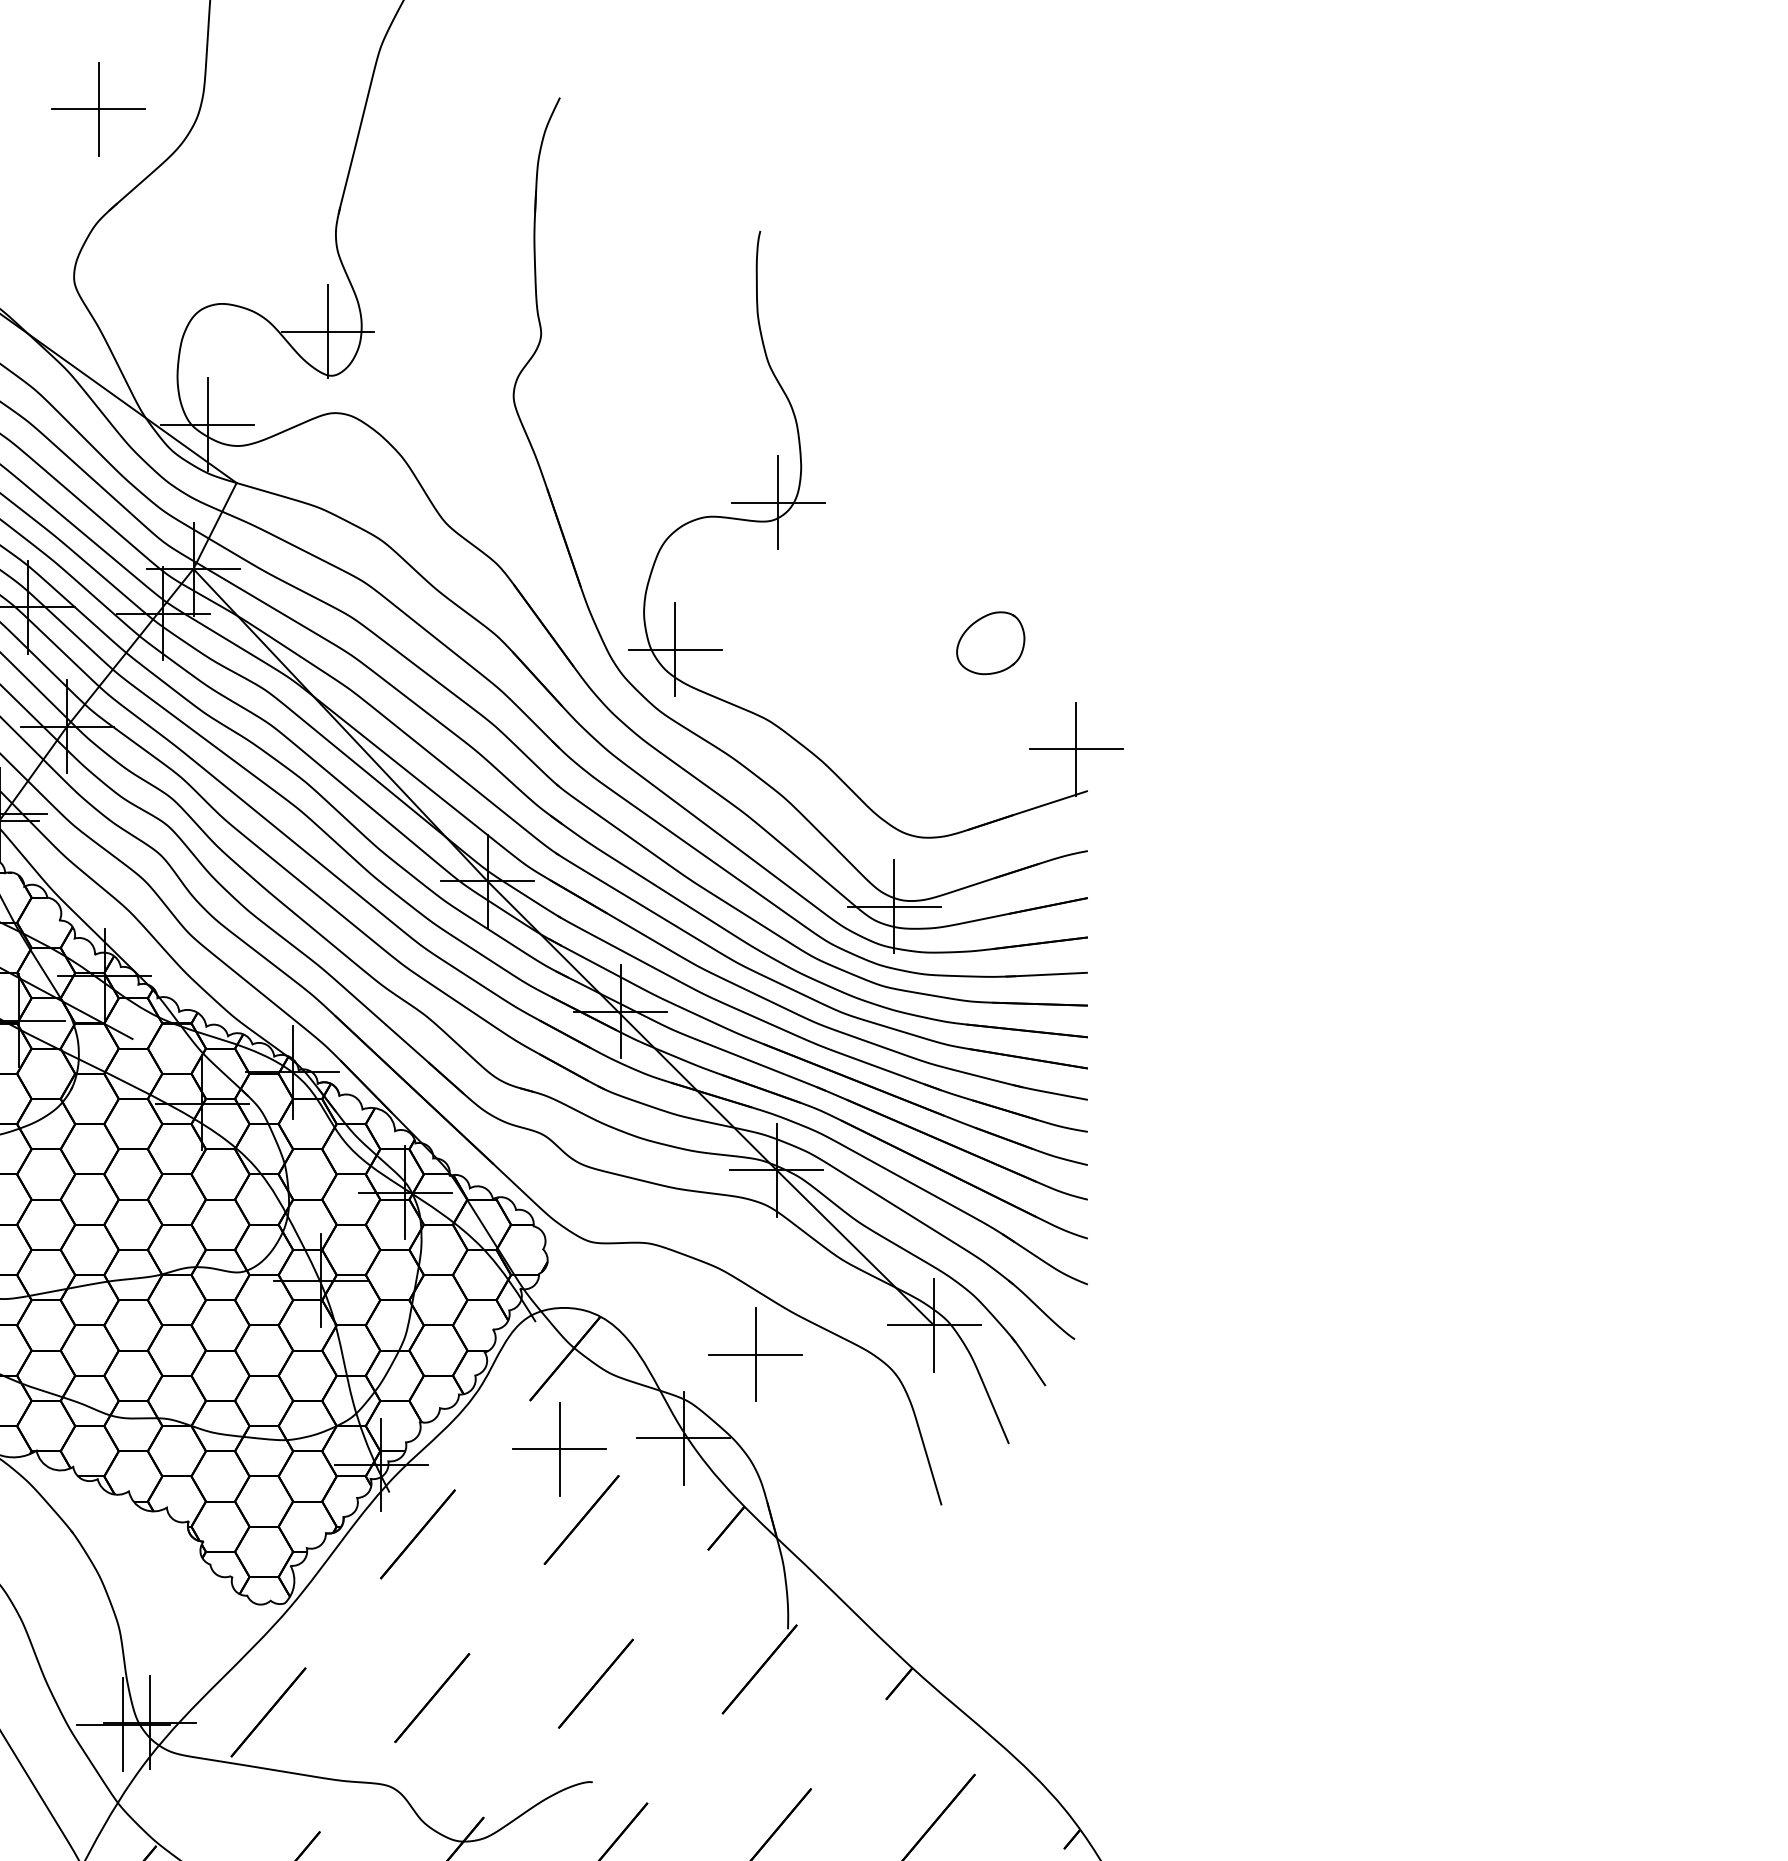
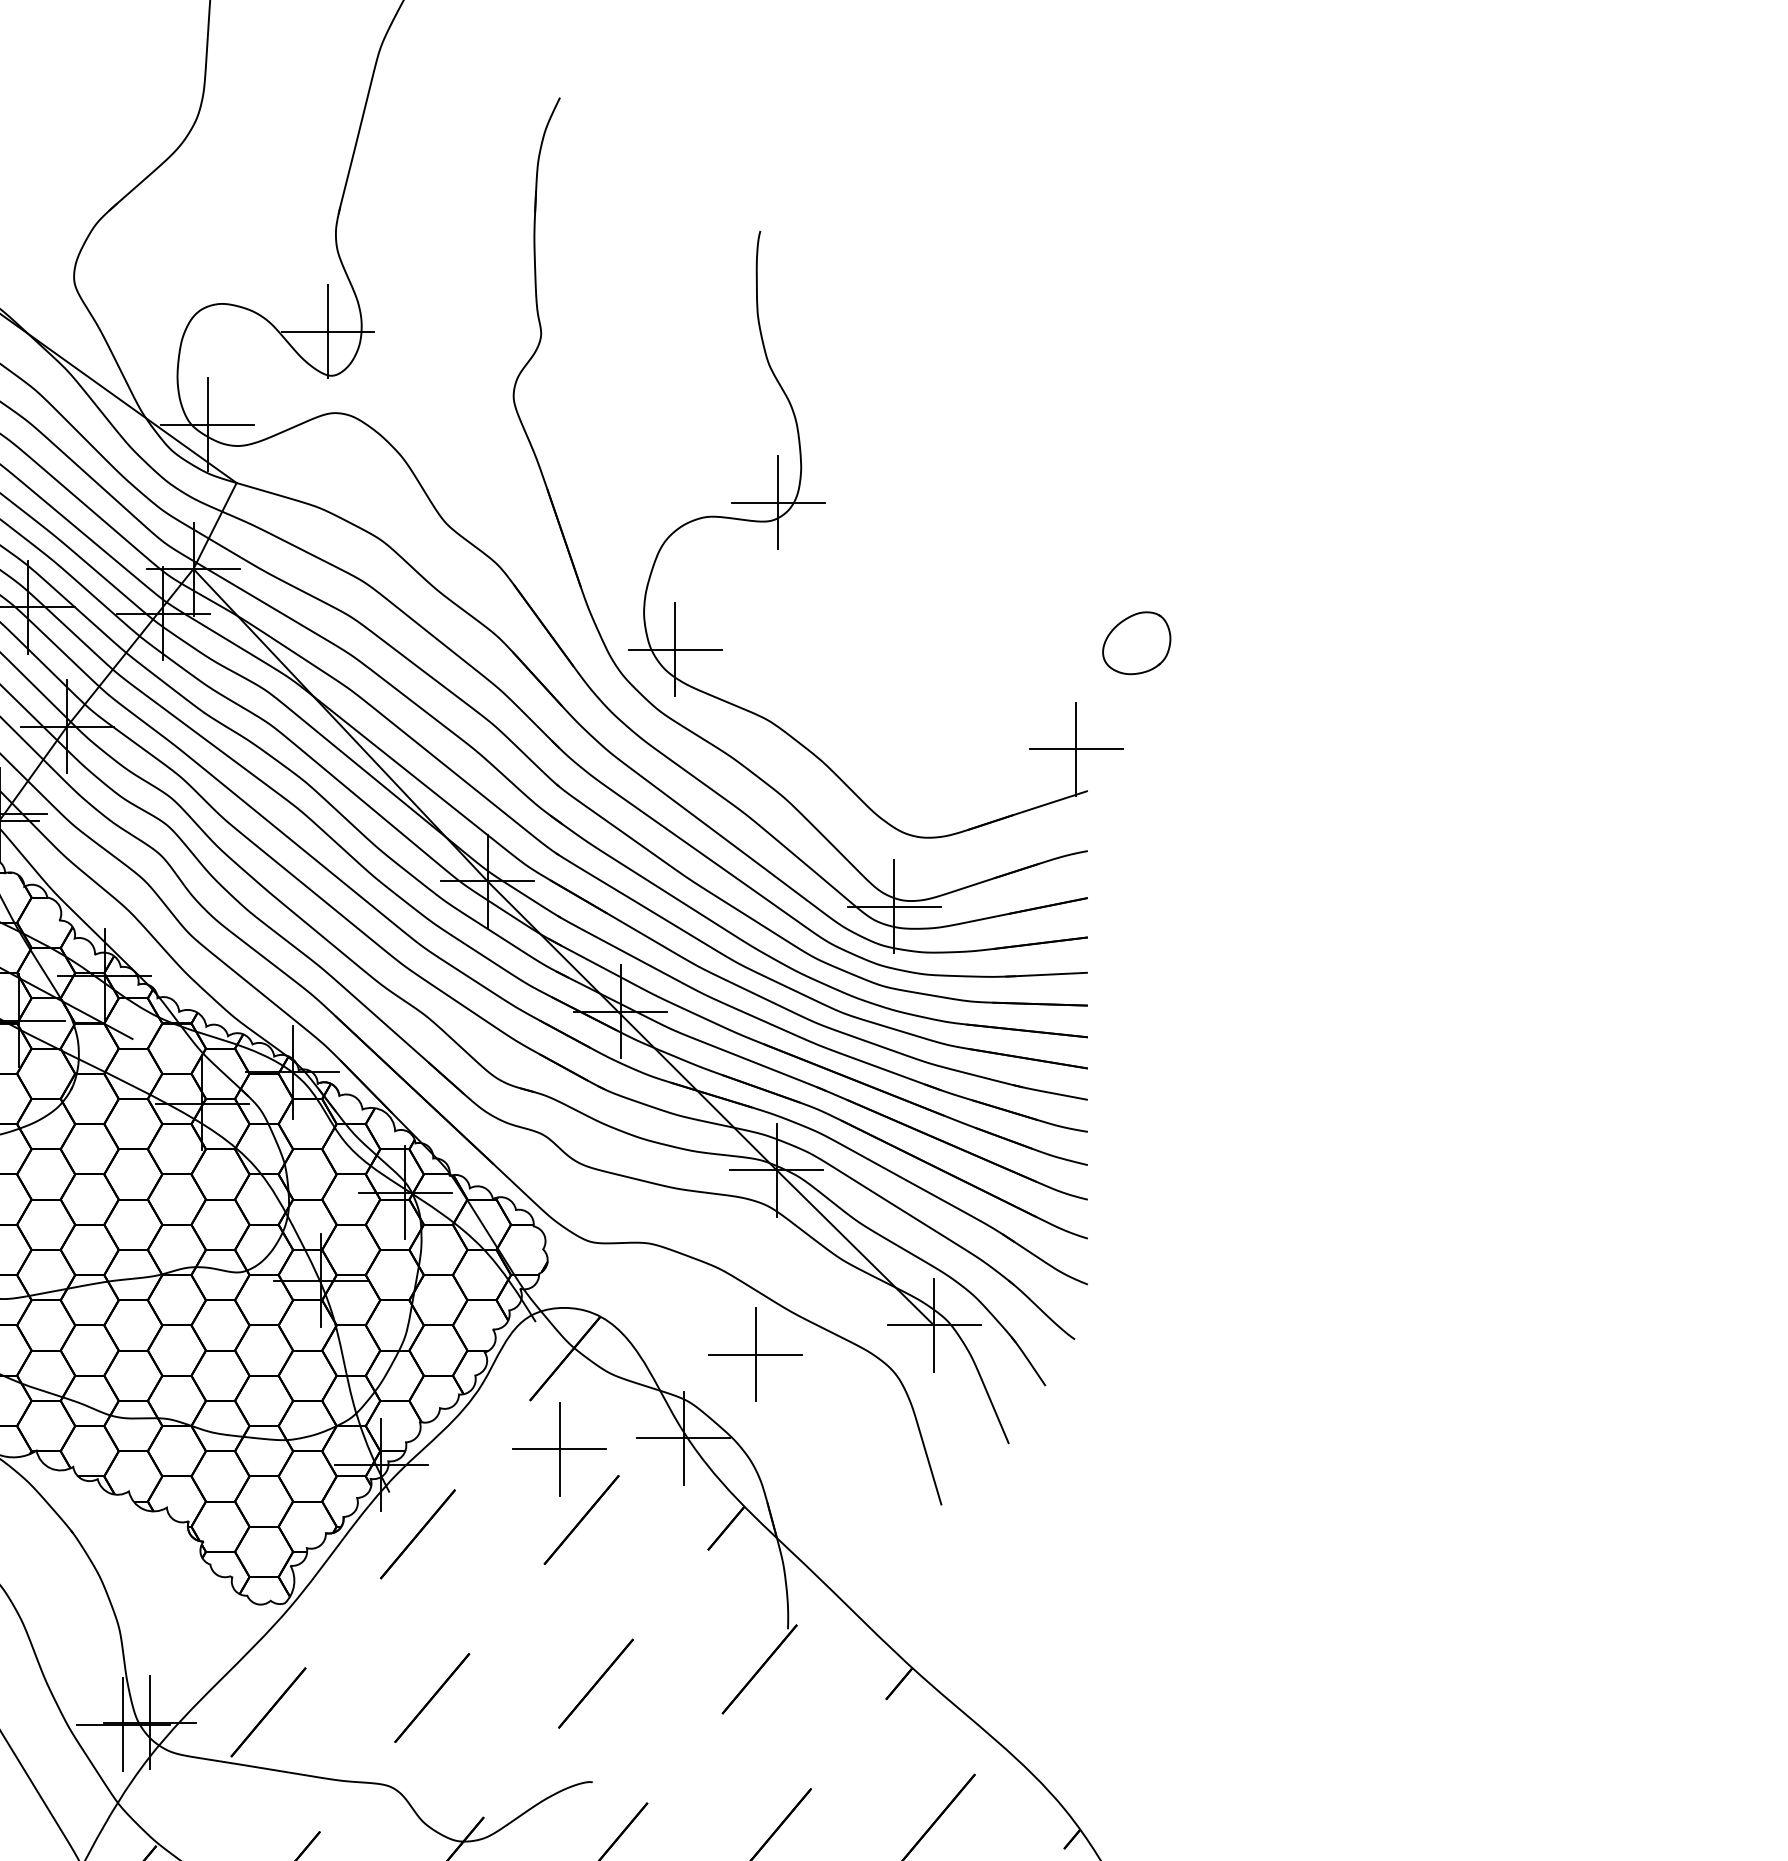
part: present -> none (98, 109)
part position: (990, 643) -> (1136, 643) (1136, 643)
